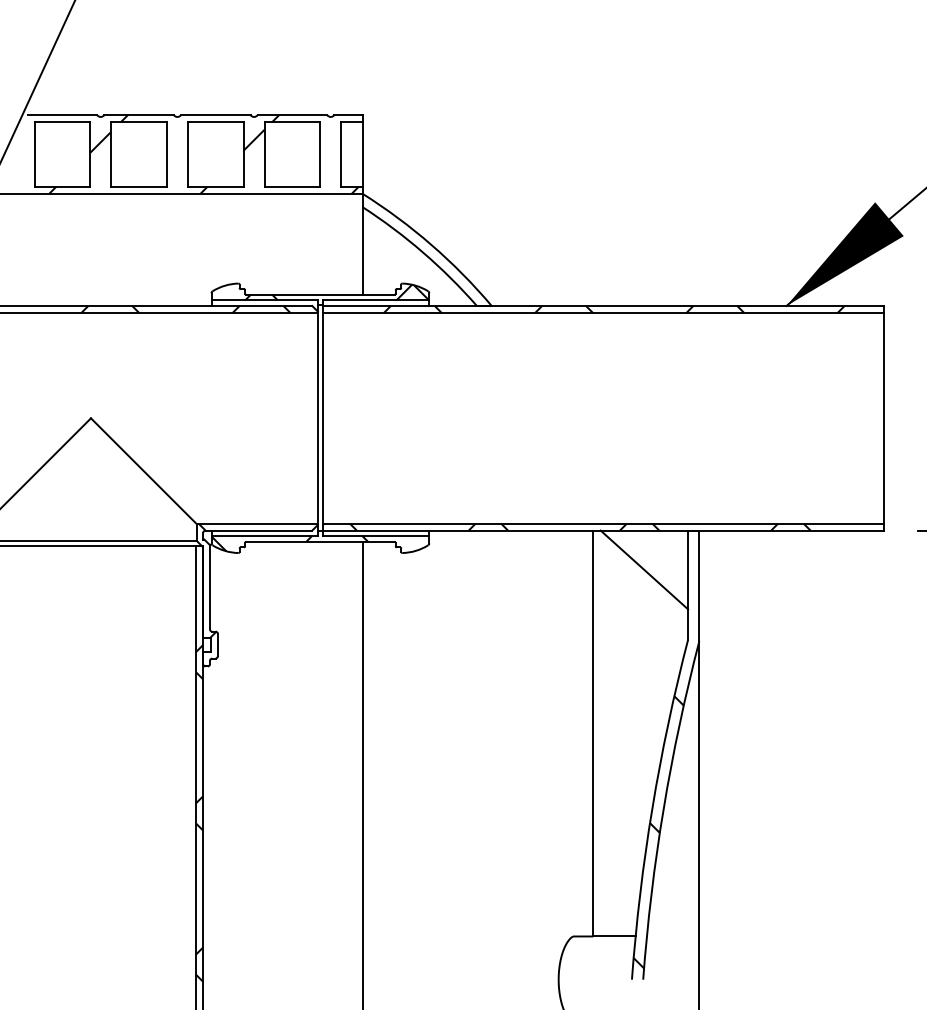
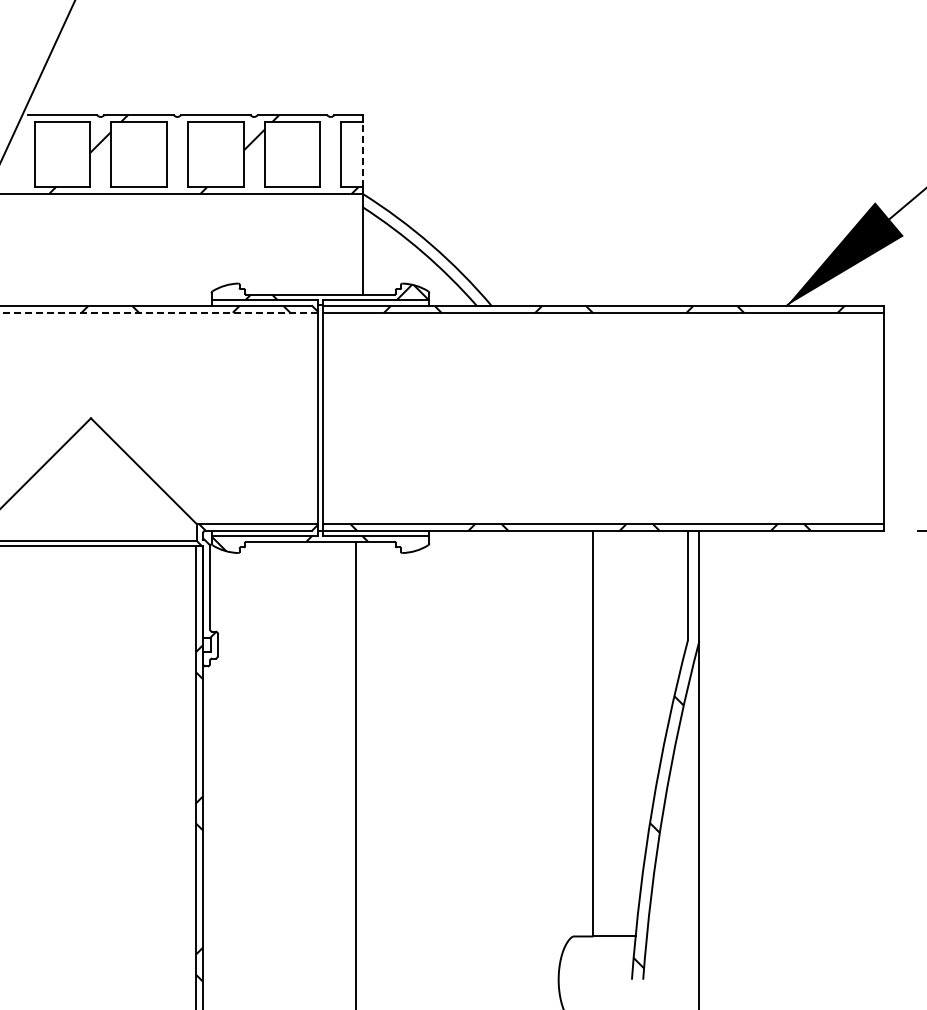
line: solid -> dashed (362, 153)
line: solid -> dashed (159, 312)
line: present -> none (644, 569)
line position: (362, 773) -> (355, 773) (355, 773)
